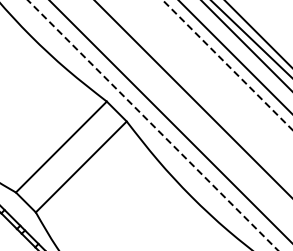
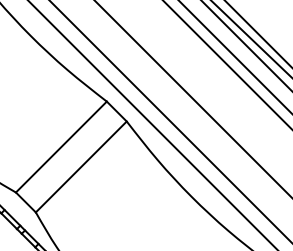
line: dashed -> solid (227, 65)
line: dashed -> solid (152, 125)
